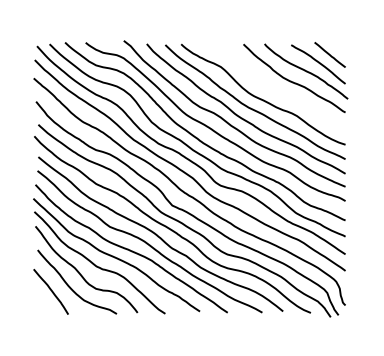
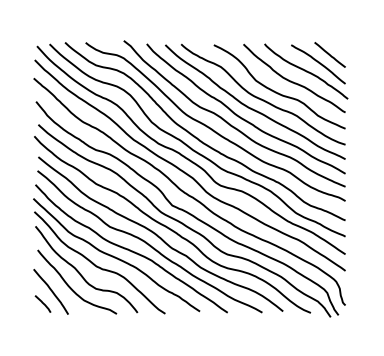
curve: none -> present (276, 91)
line: none -> present (42, 303)
